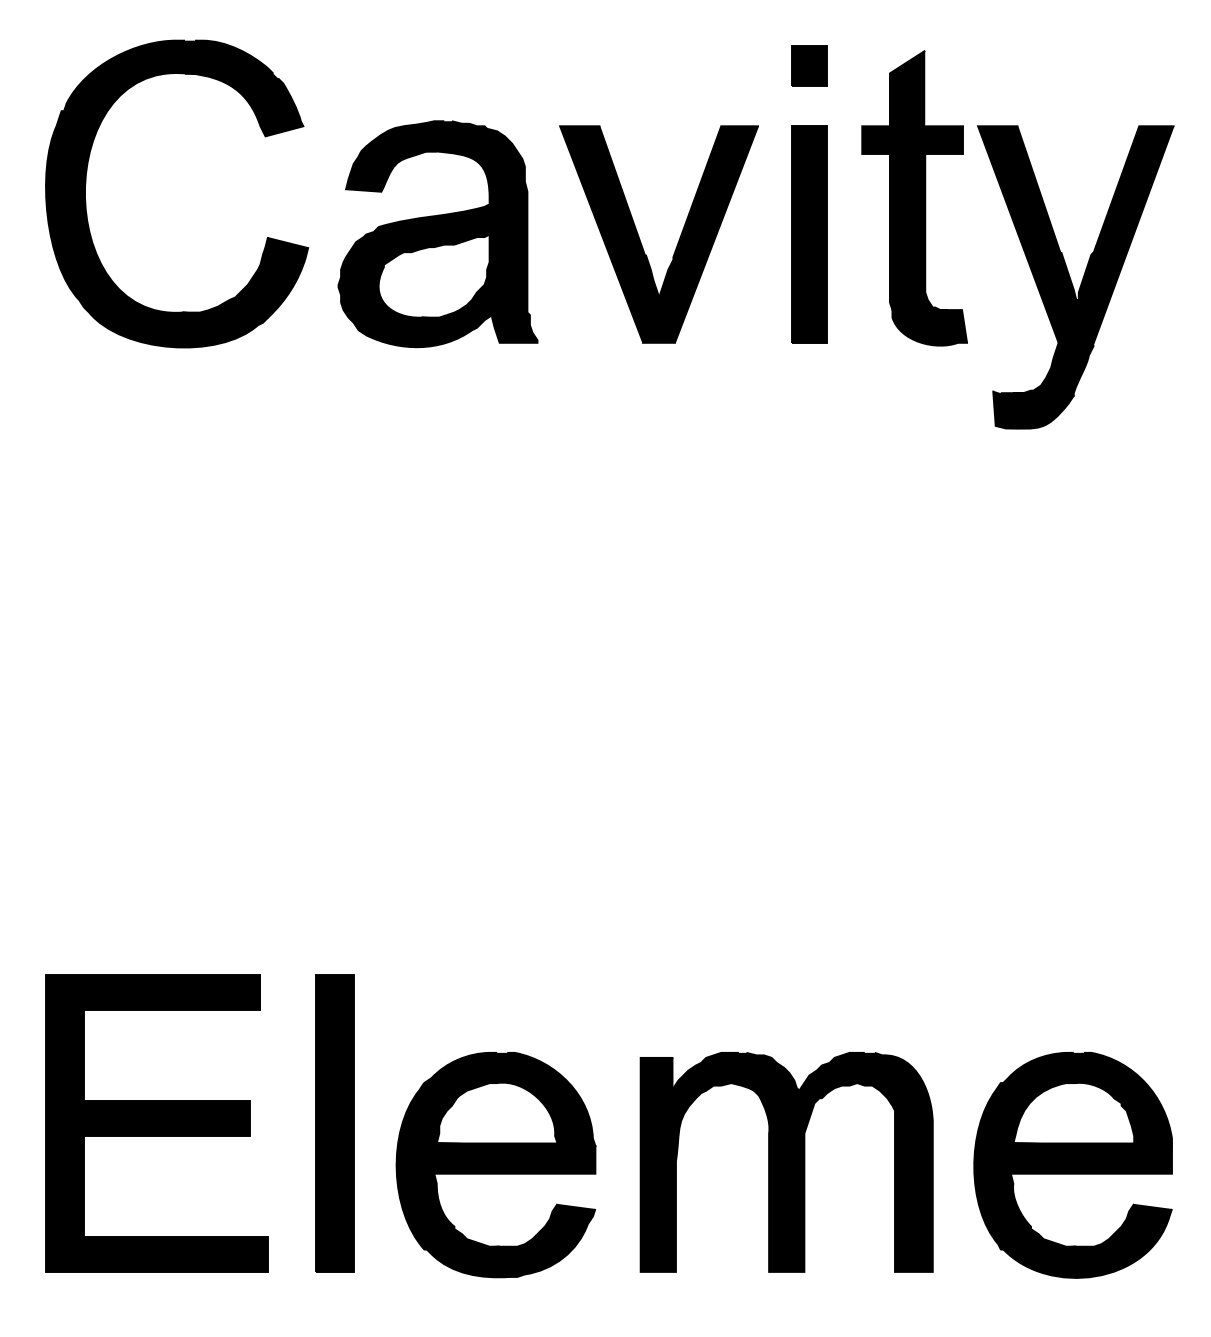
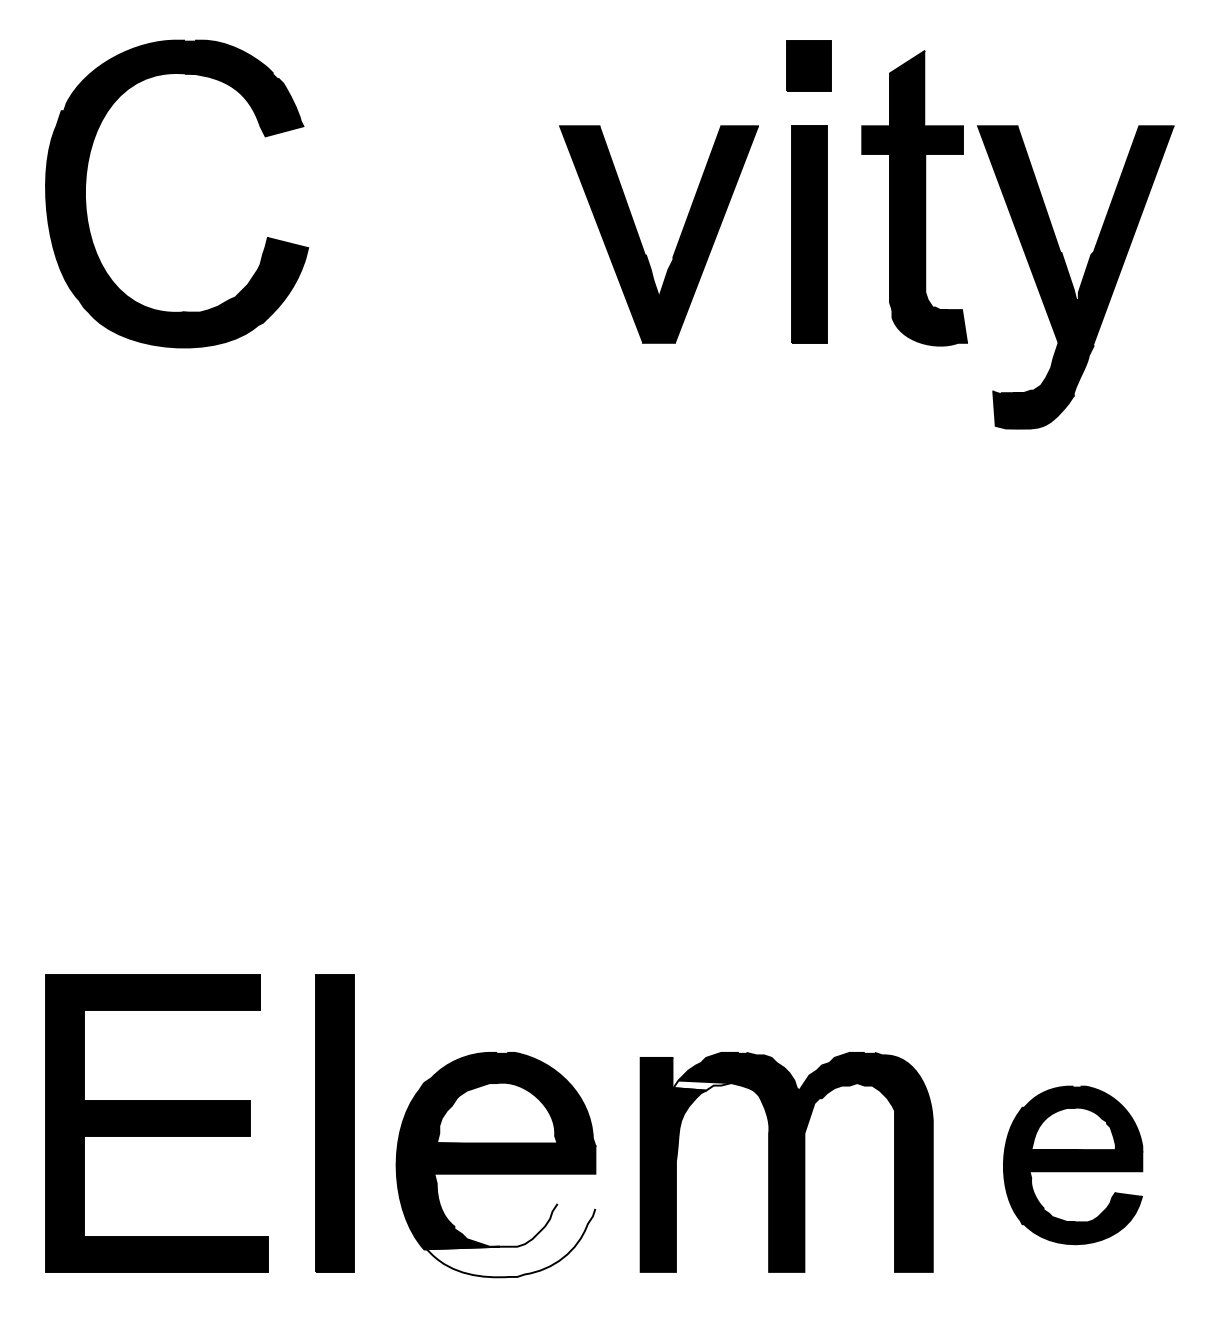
part size: 37x42 px -> 46x52 px (808, 65)
part: present -> none (437, 234)
fill: present -> none (702, 1085)
part size: 200x227 px -> 141x161 px (1073, 1165)
fill: present -> none (509, 1240)
